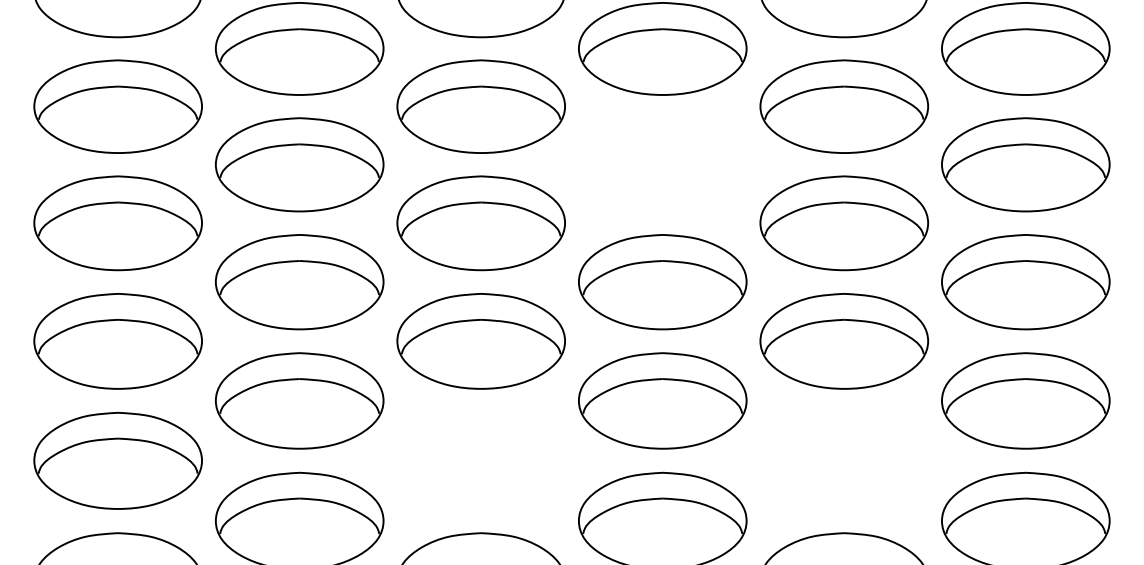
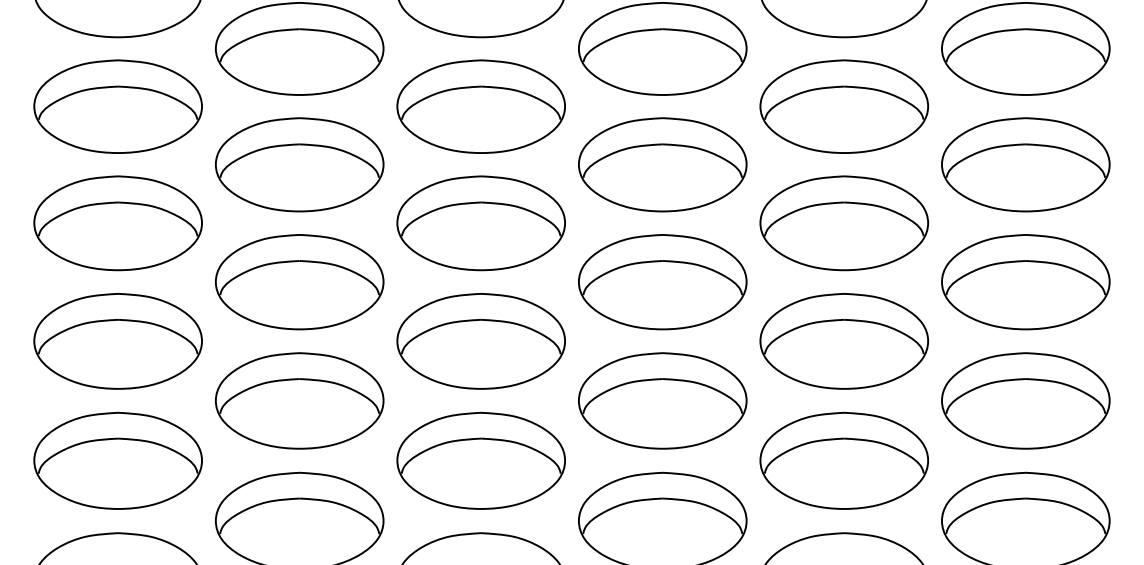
part: none -> present (662, 164)
part: none -> present (480, 460)
part: none -> present (843, 460)
